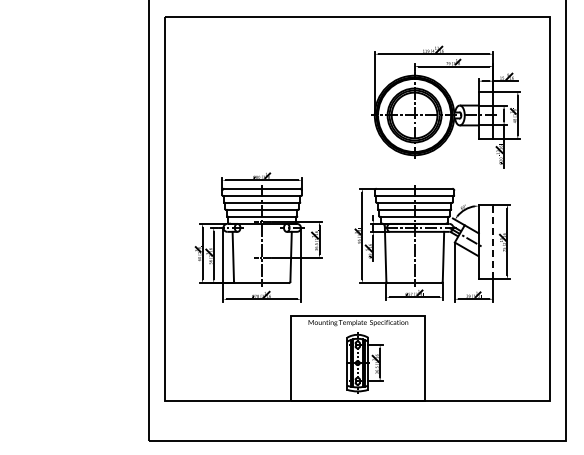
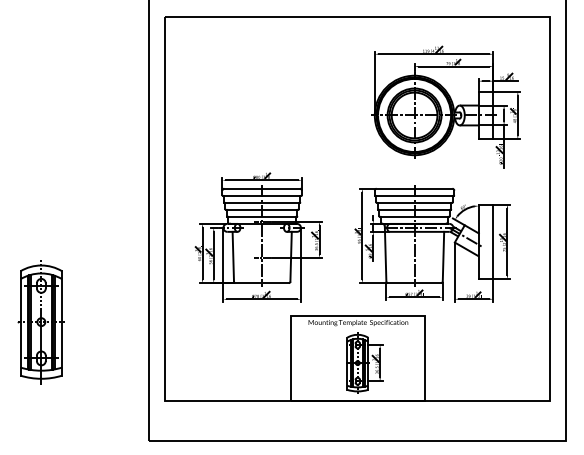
line: dashed -> solid (493, 241)
part: none -> present (40, 322)
